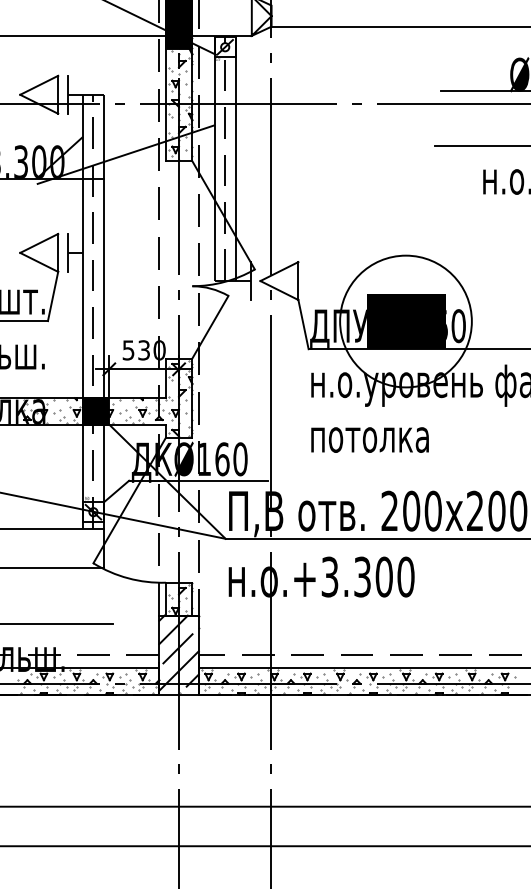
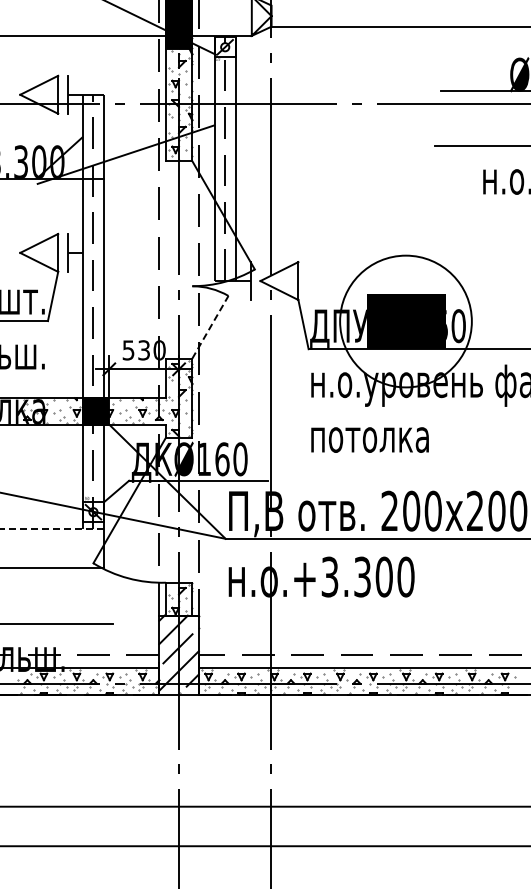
line: solid -> dashed (210, 326)
line: solid -> dashed (52, 528)
